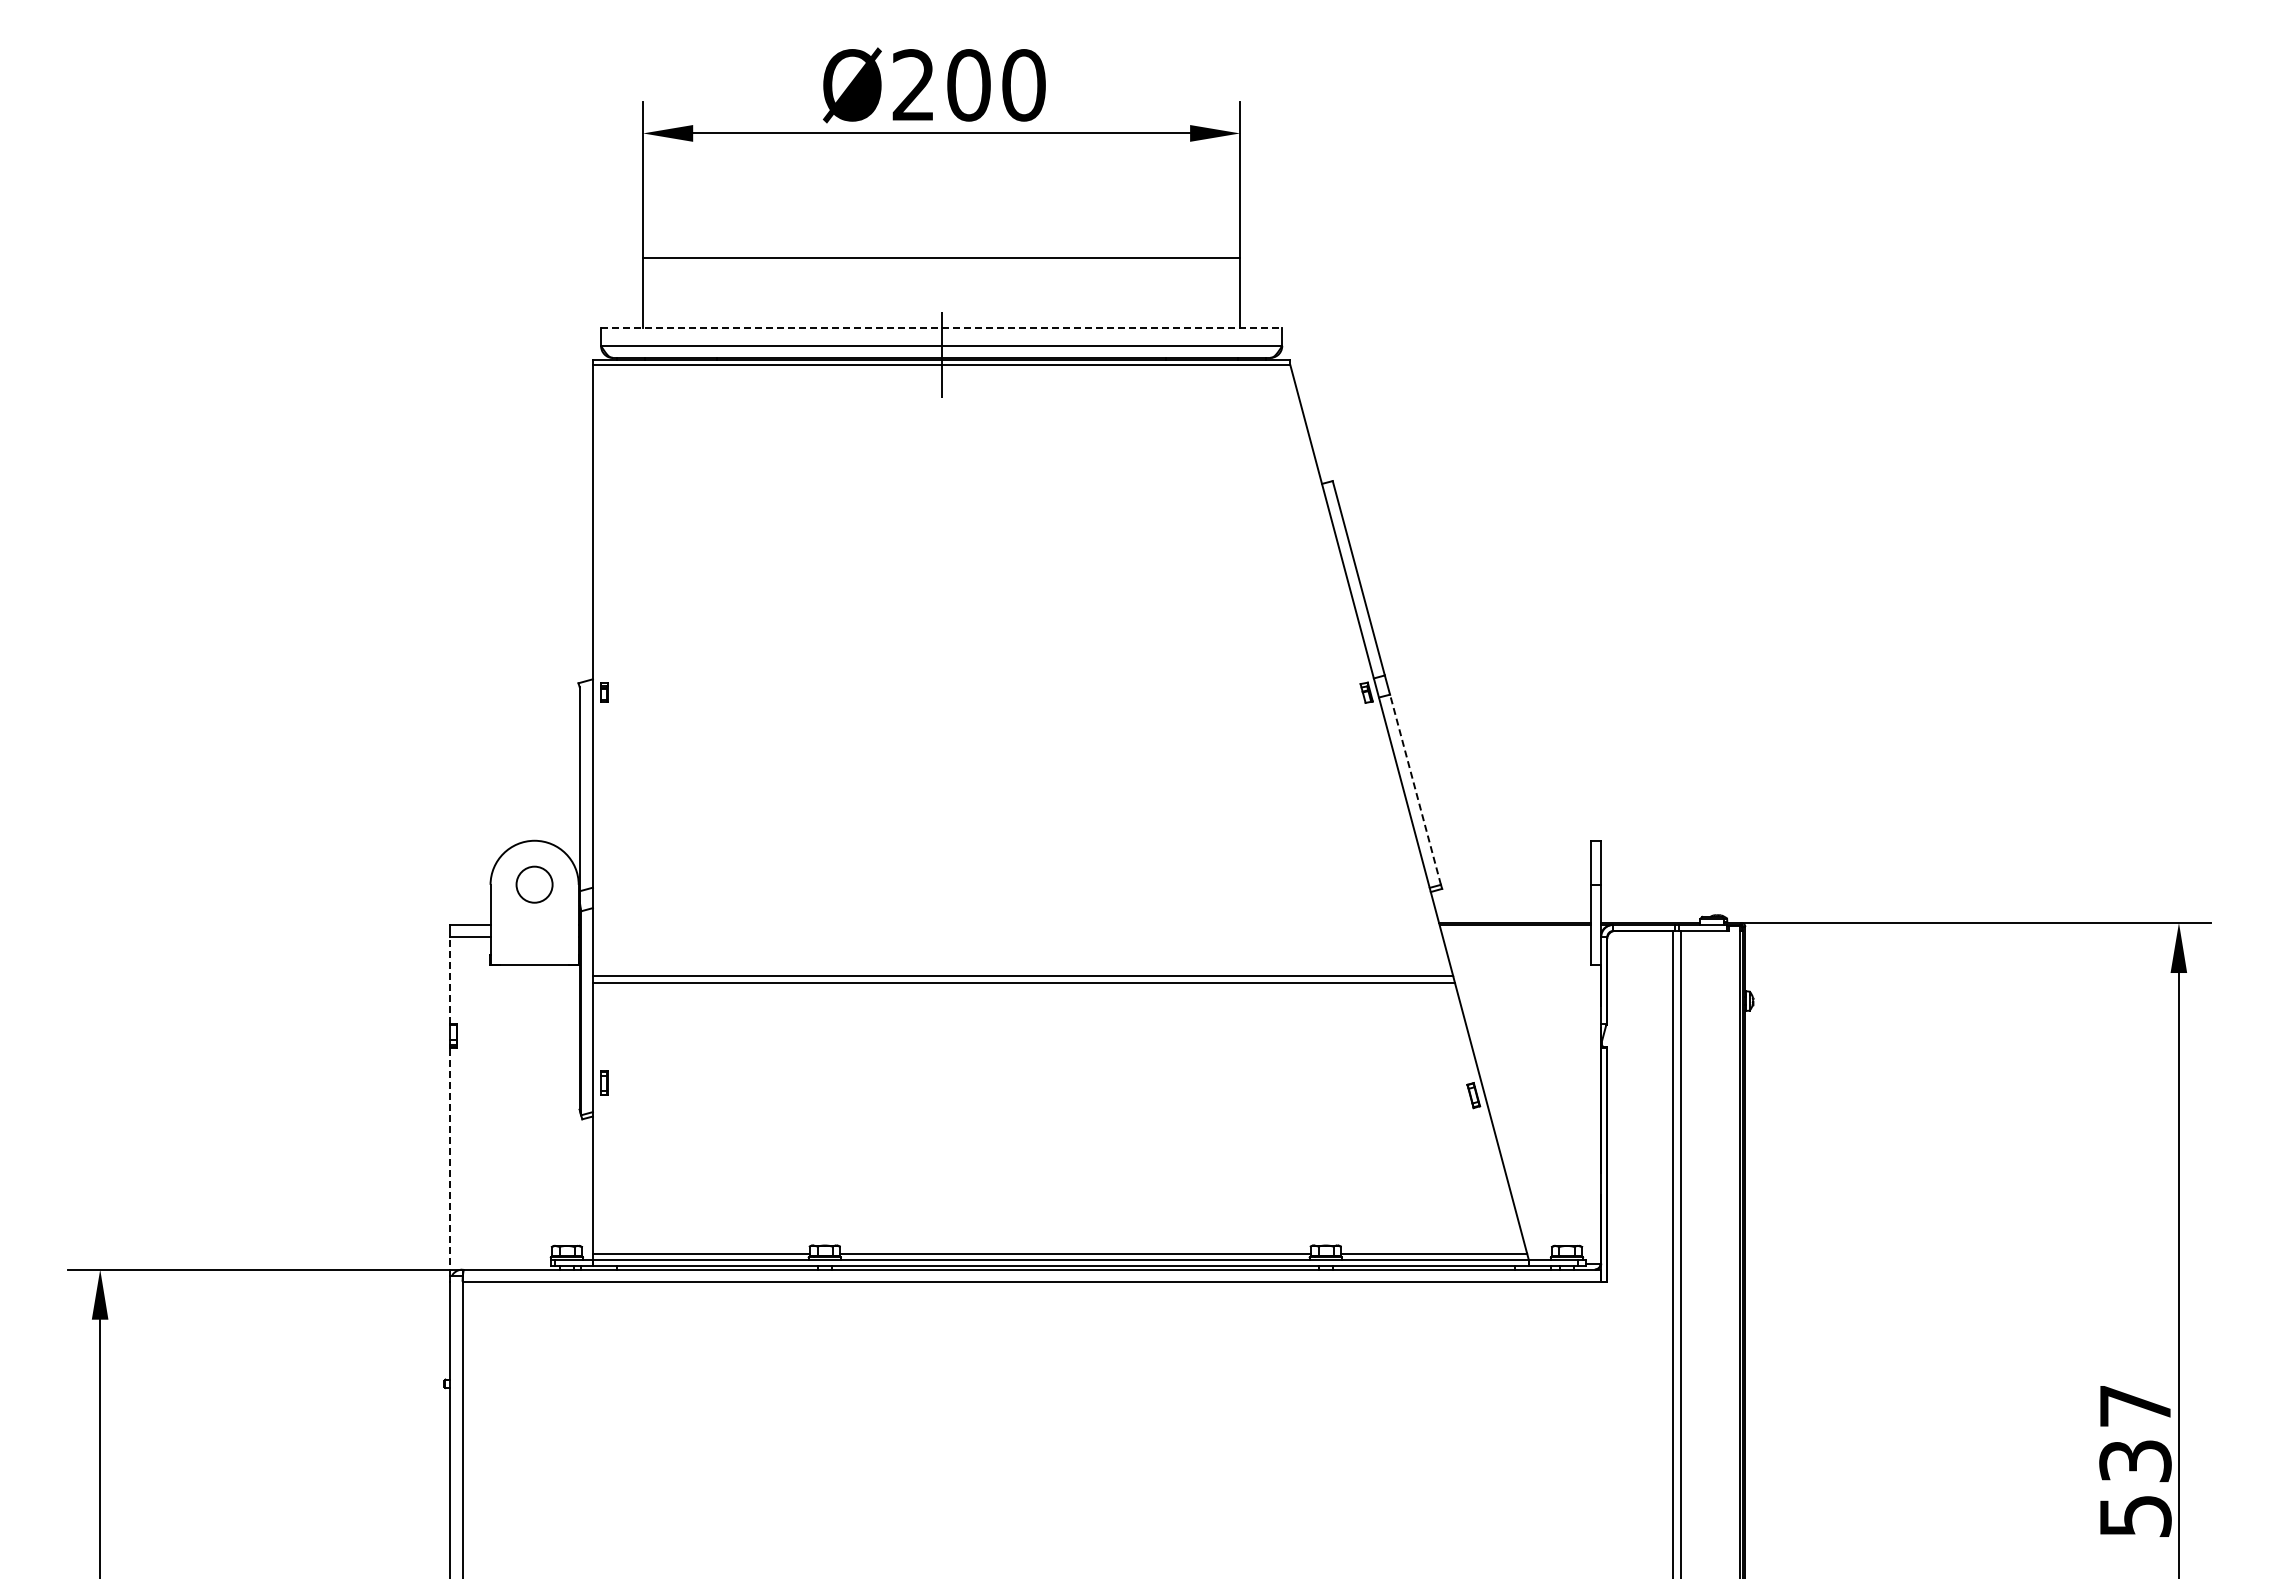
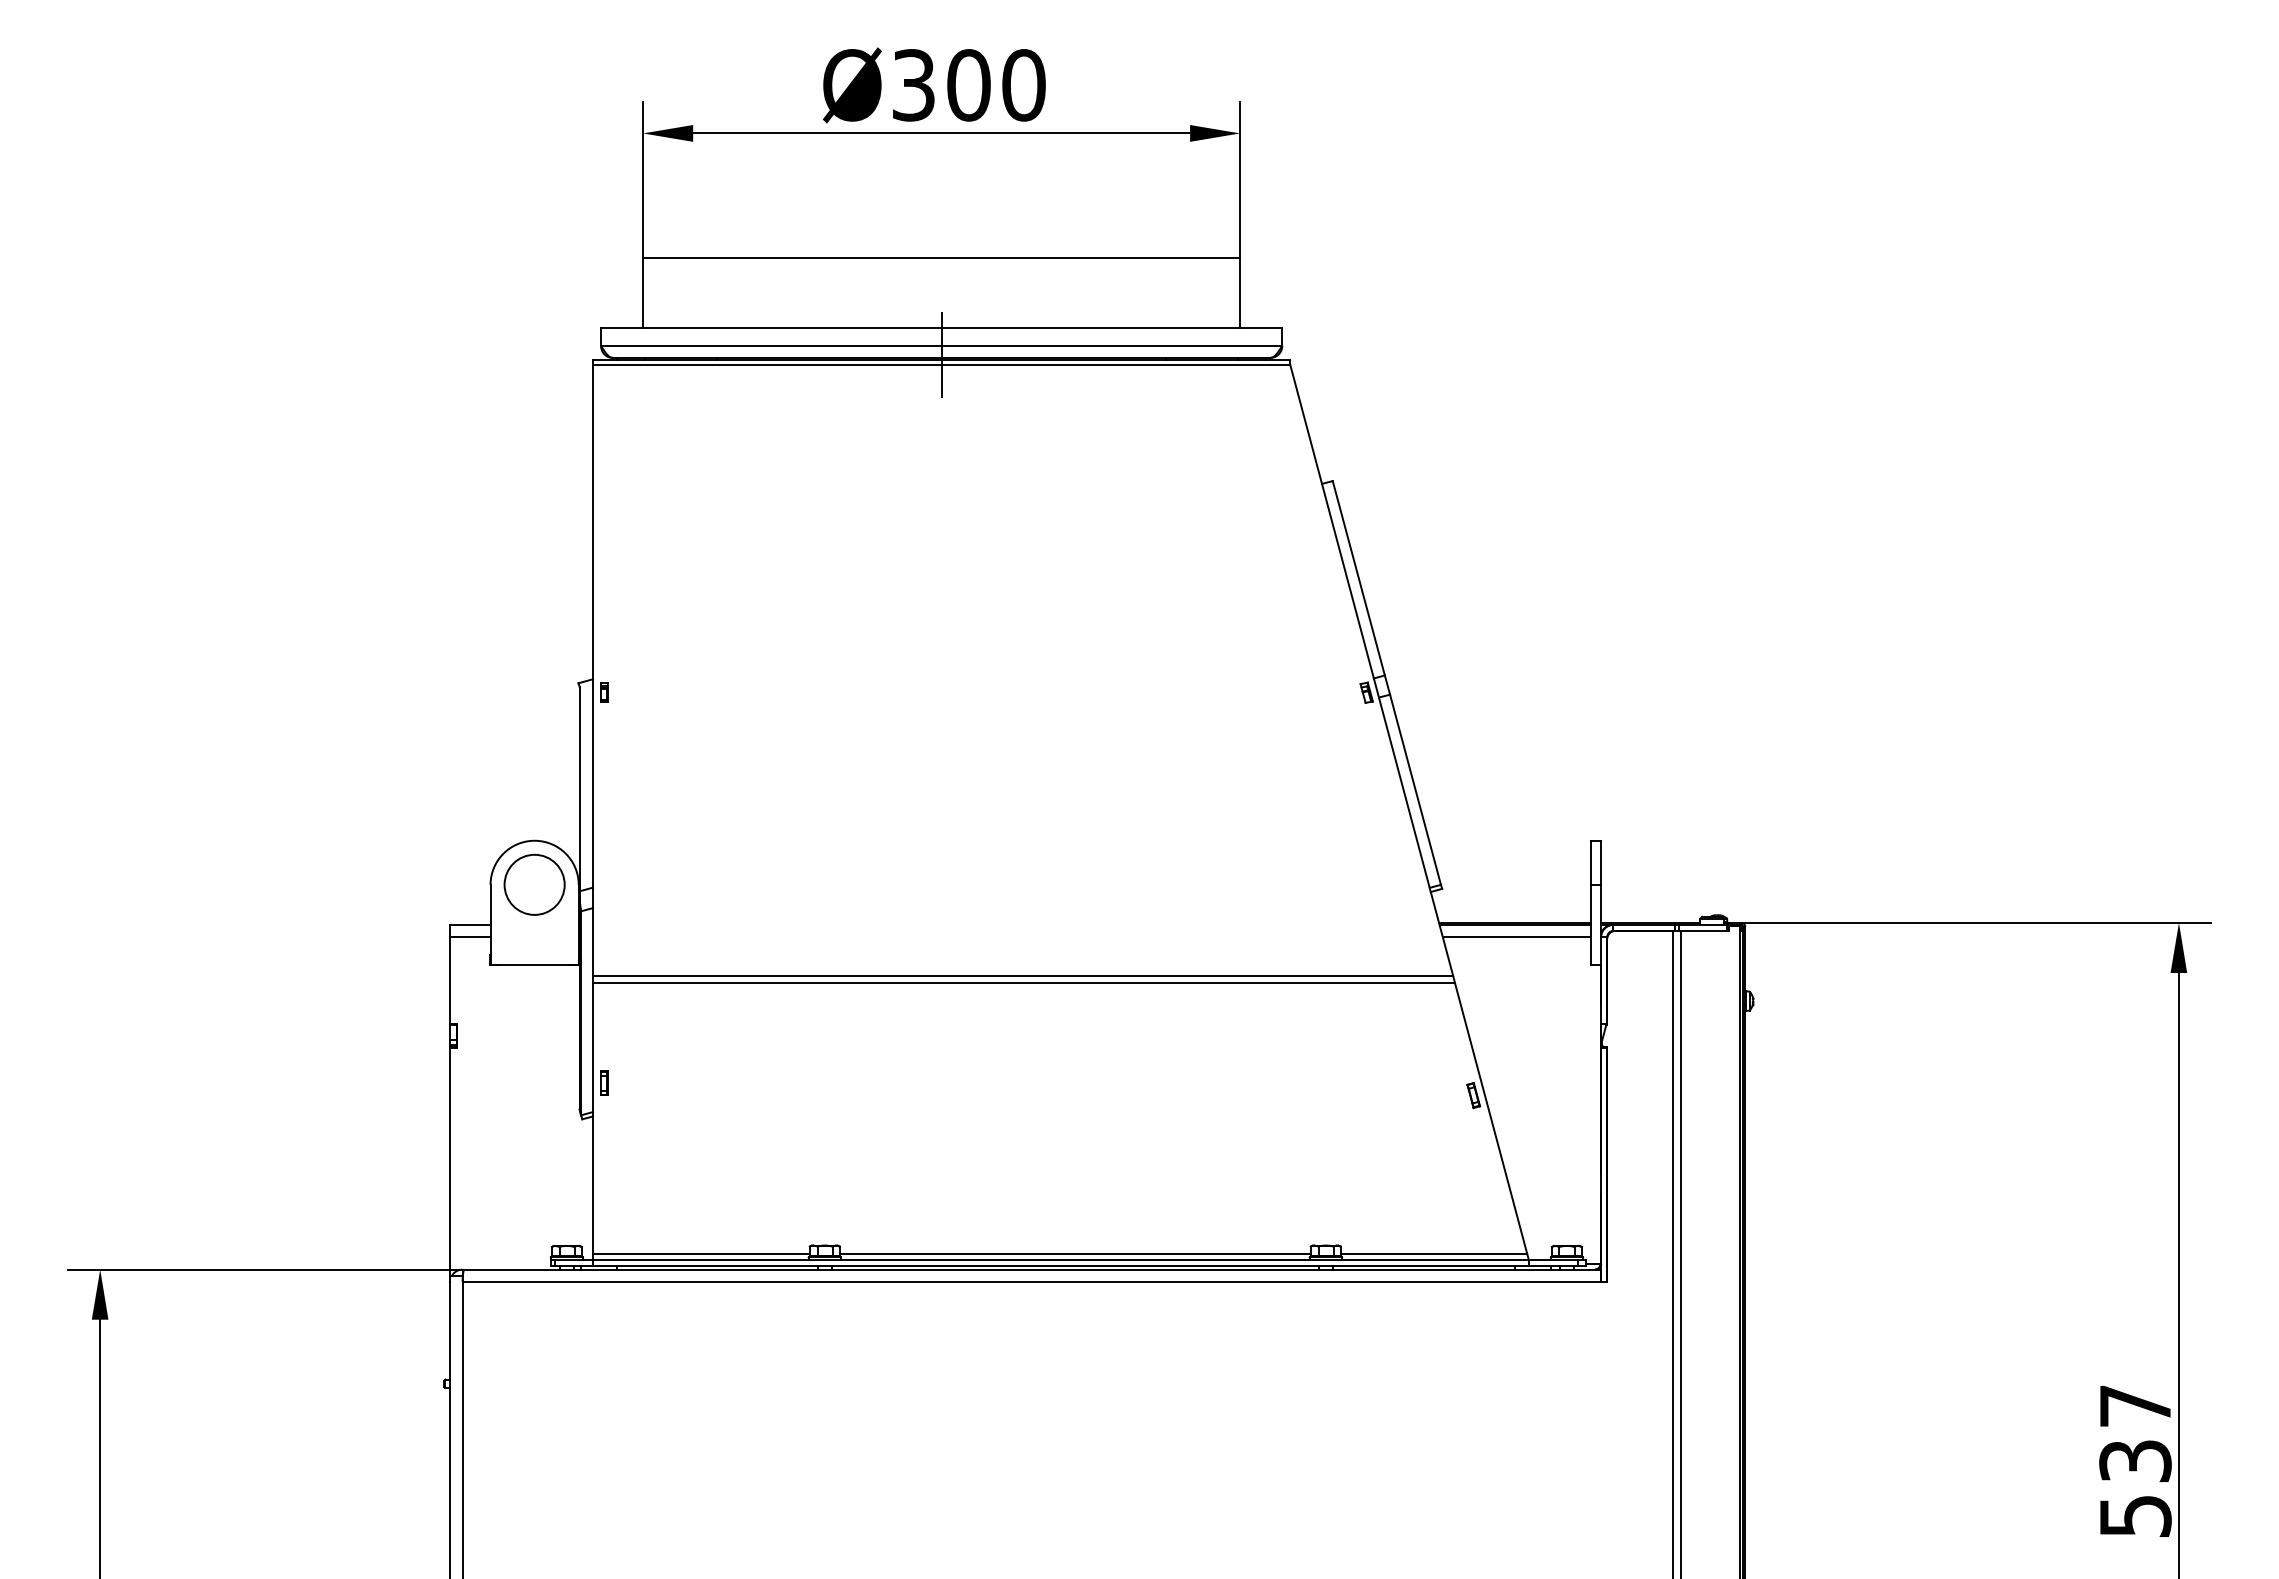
text: Ø200 -> Ø300 (913, 85)
line: dashed -> solid (941, 327)
line: dashed -> solid (1415, 789)
circle size: 39x39 px -> 63x63 px (534, 884)
line: none -> present (1516, 936)
line: dashed -> solid (450, 980)
line: dashed -> solid (450, 1161)
